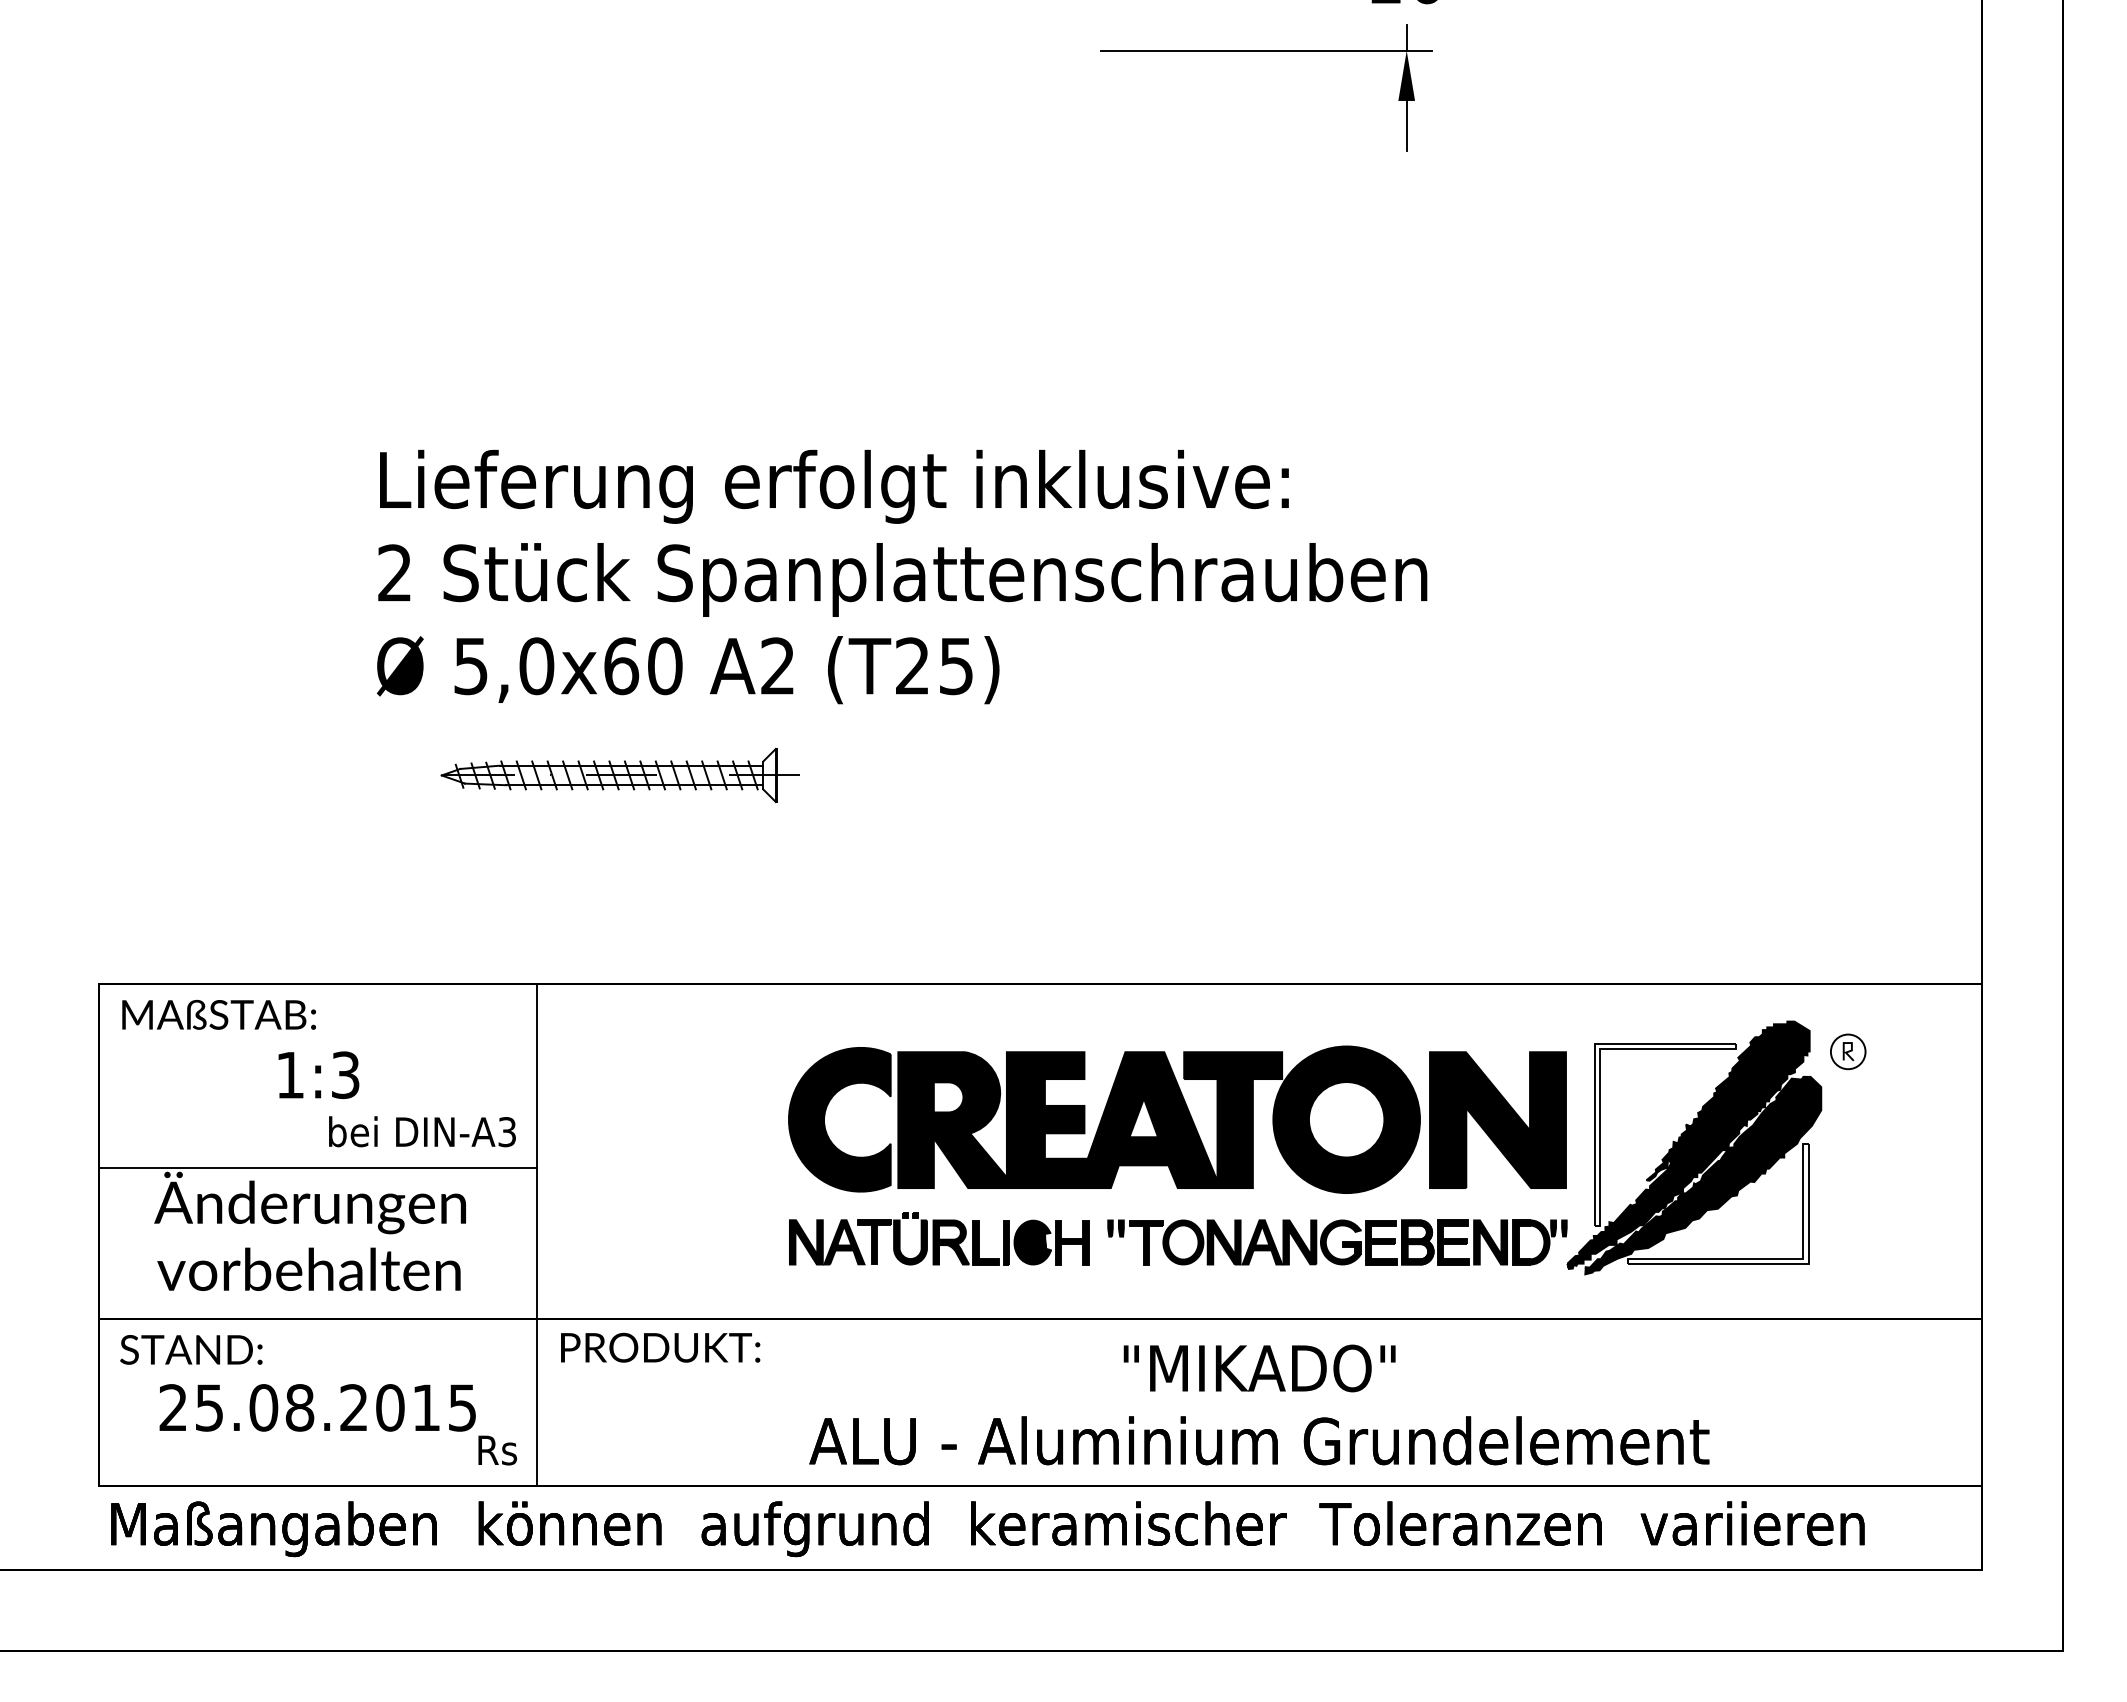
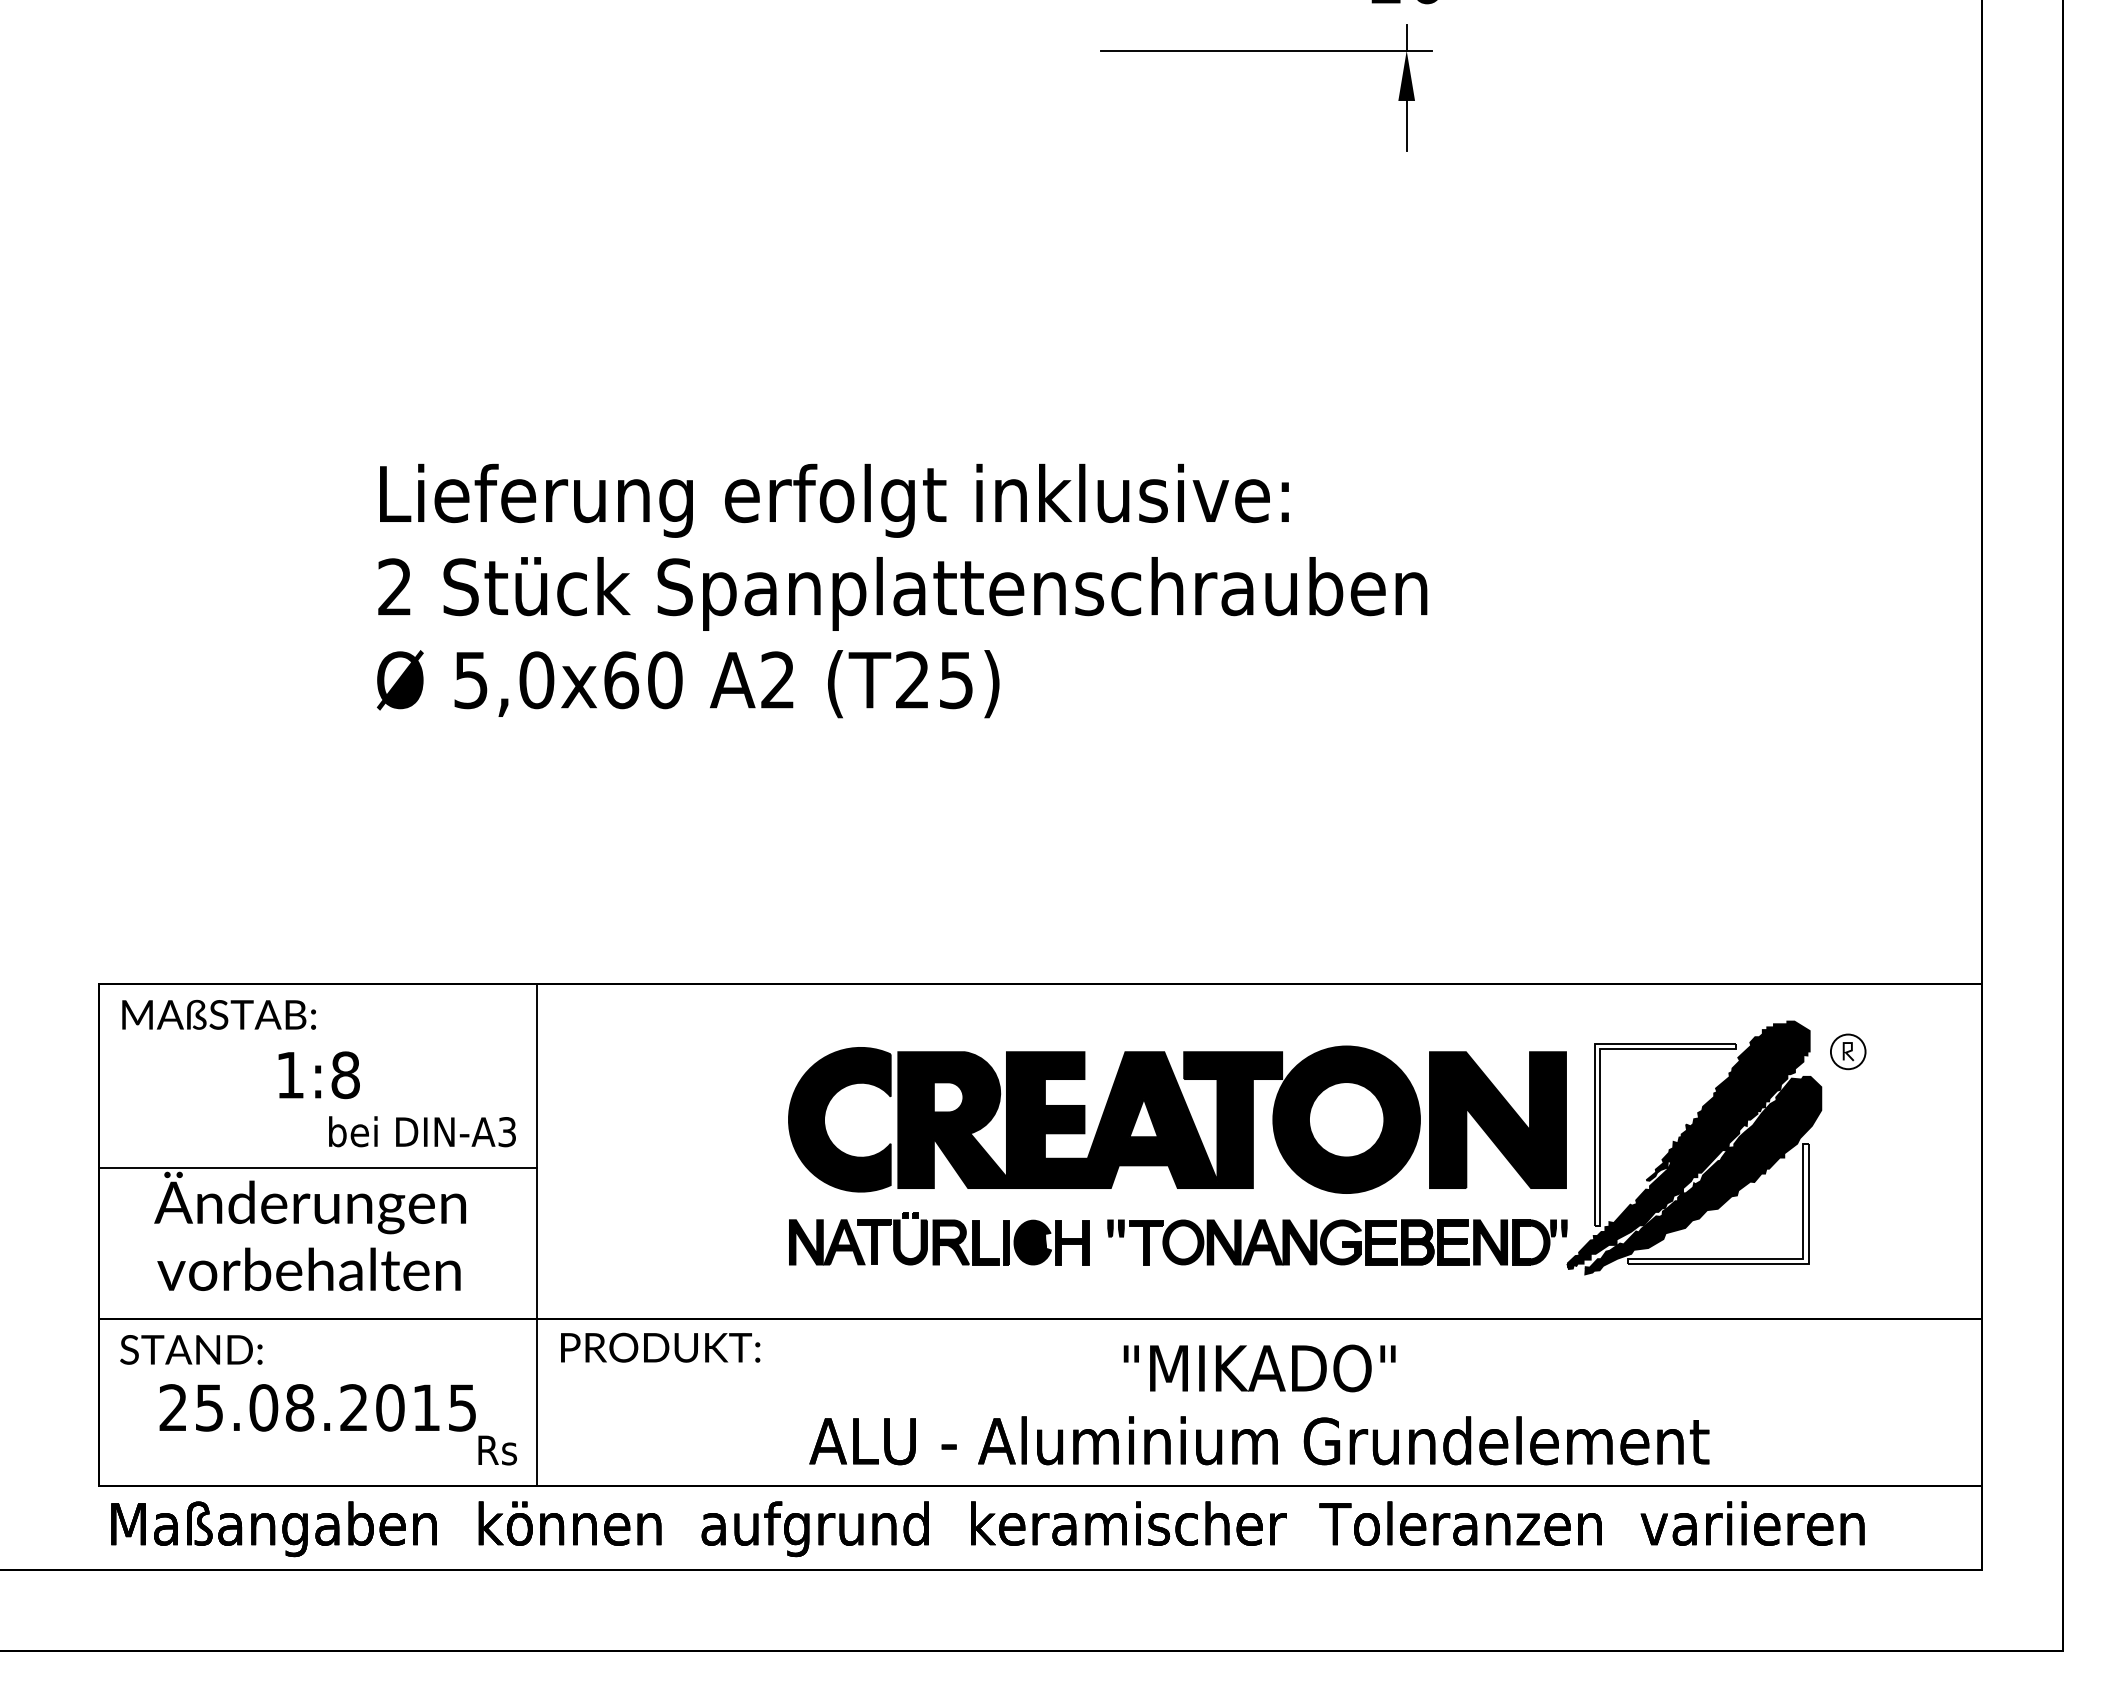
text position: (902, 576) -> (902, 590) (902, 590)
part: present -> none (619, 774)
text: 1:3 -> 1:8 (345, 1075)
